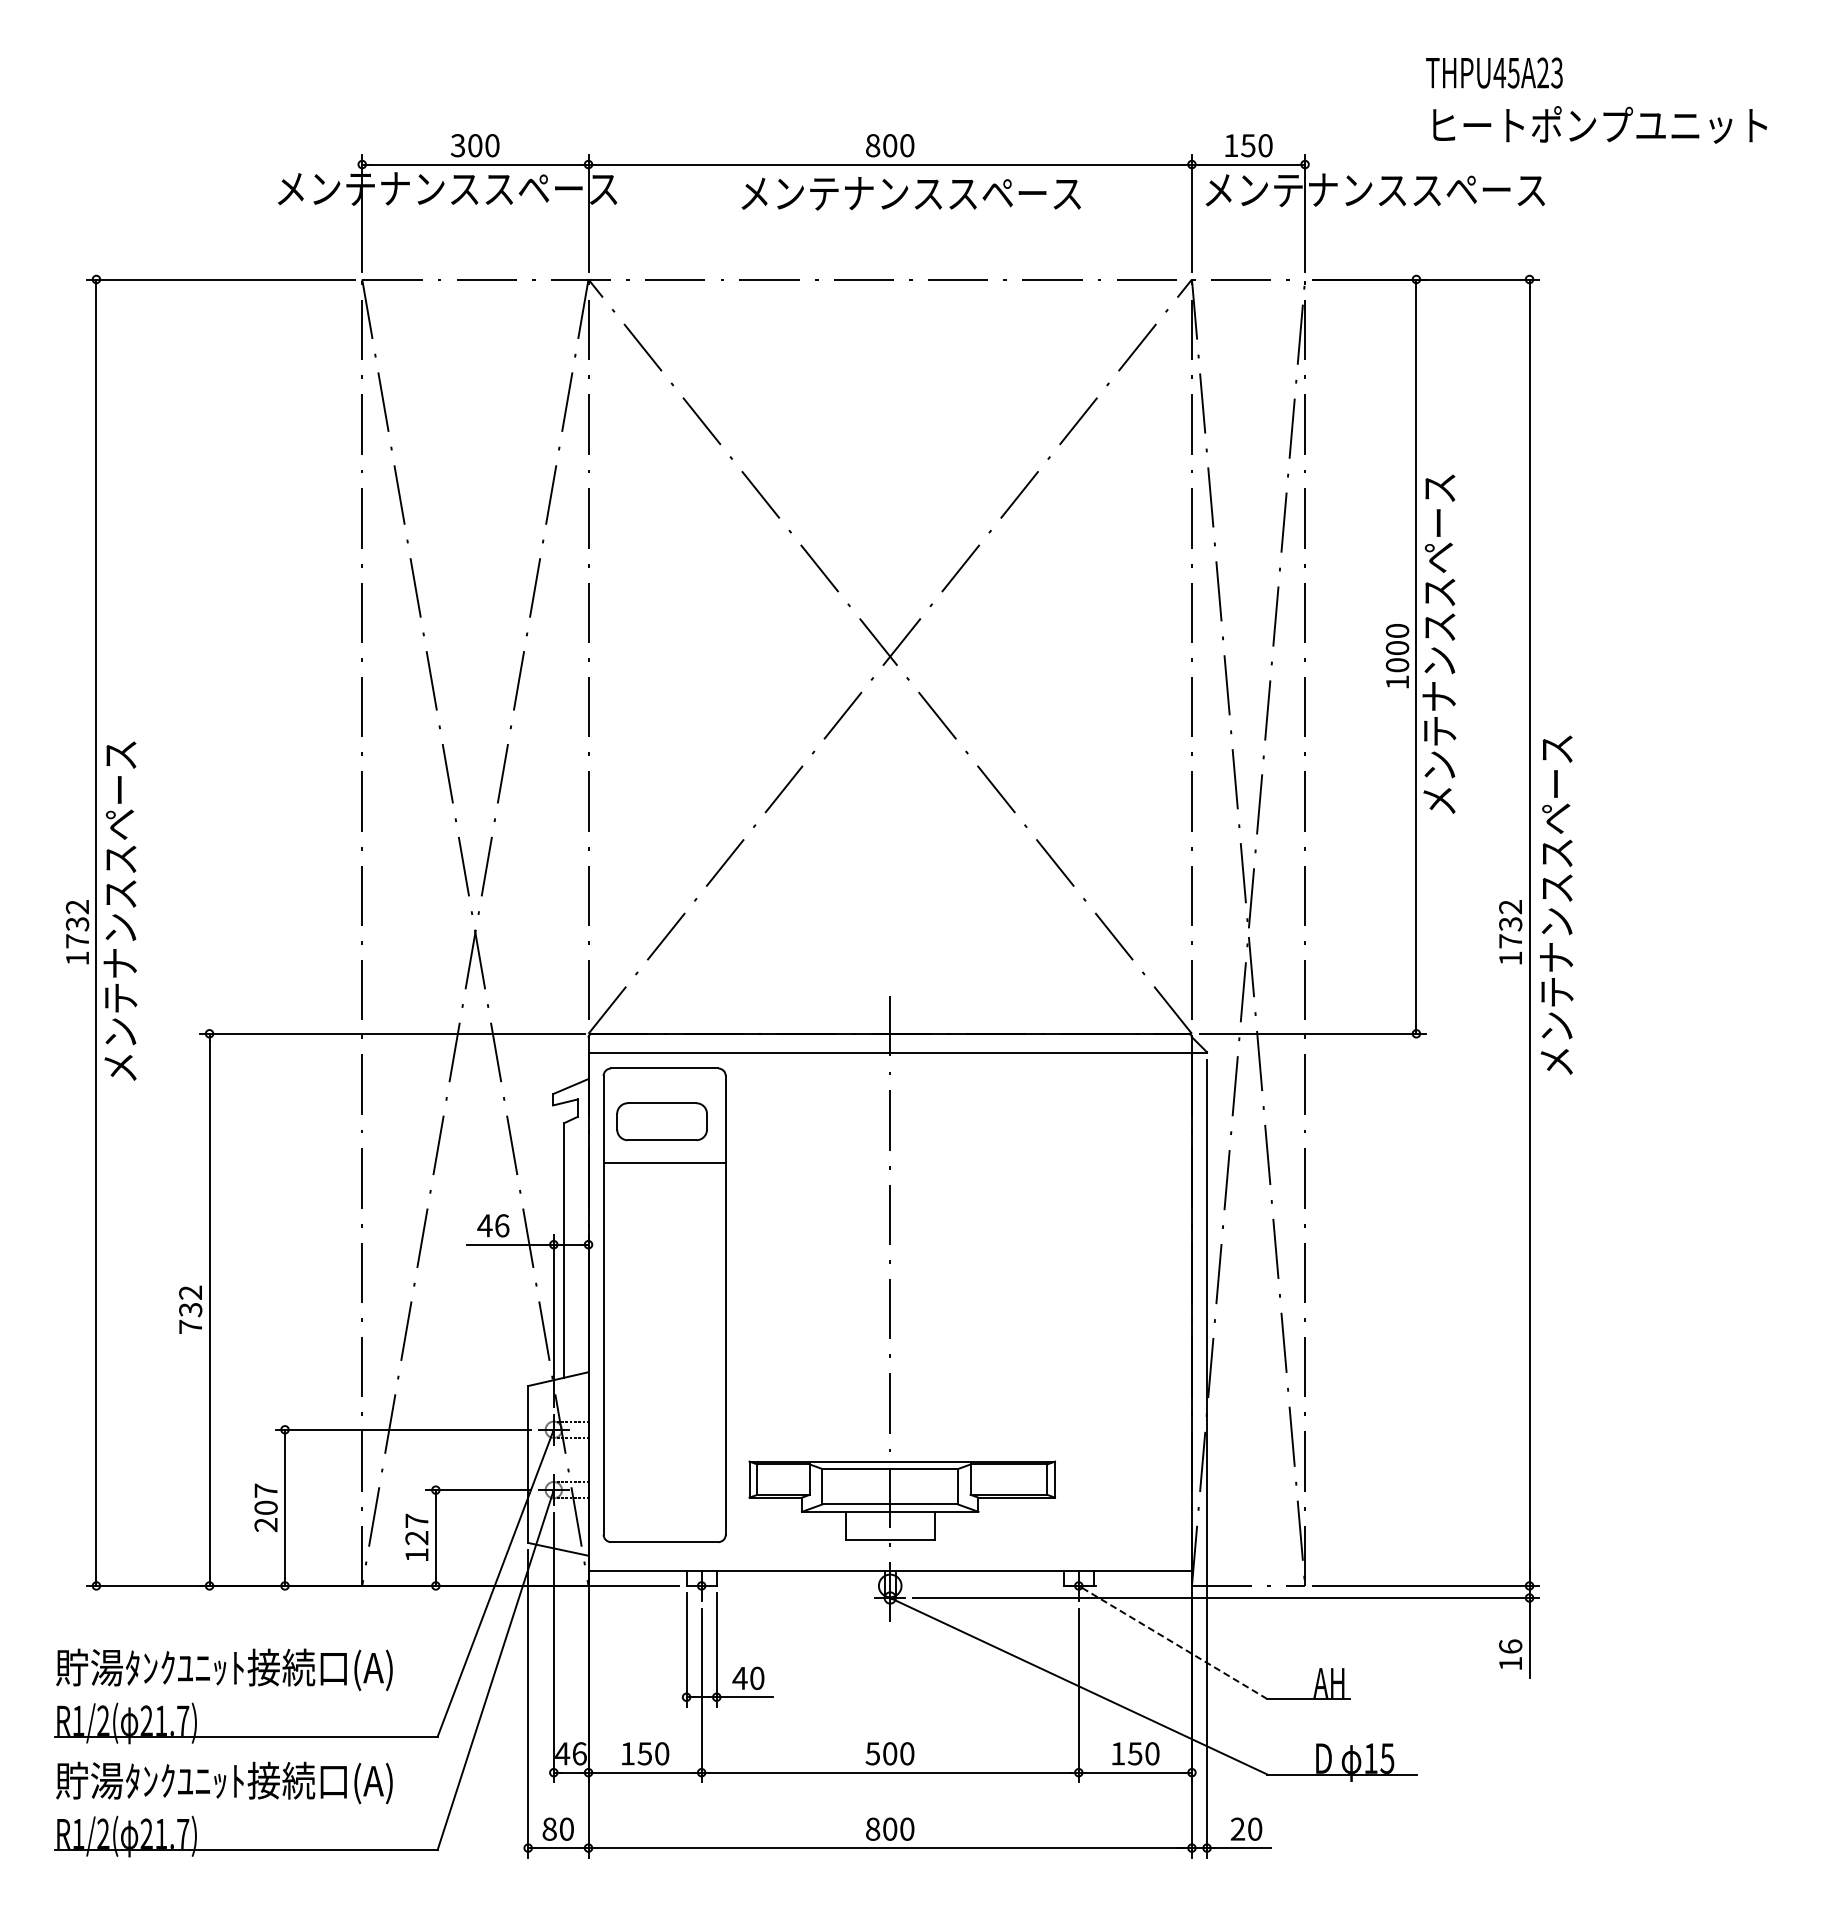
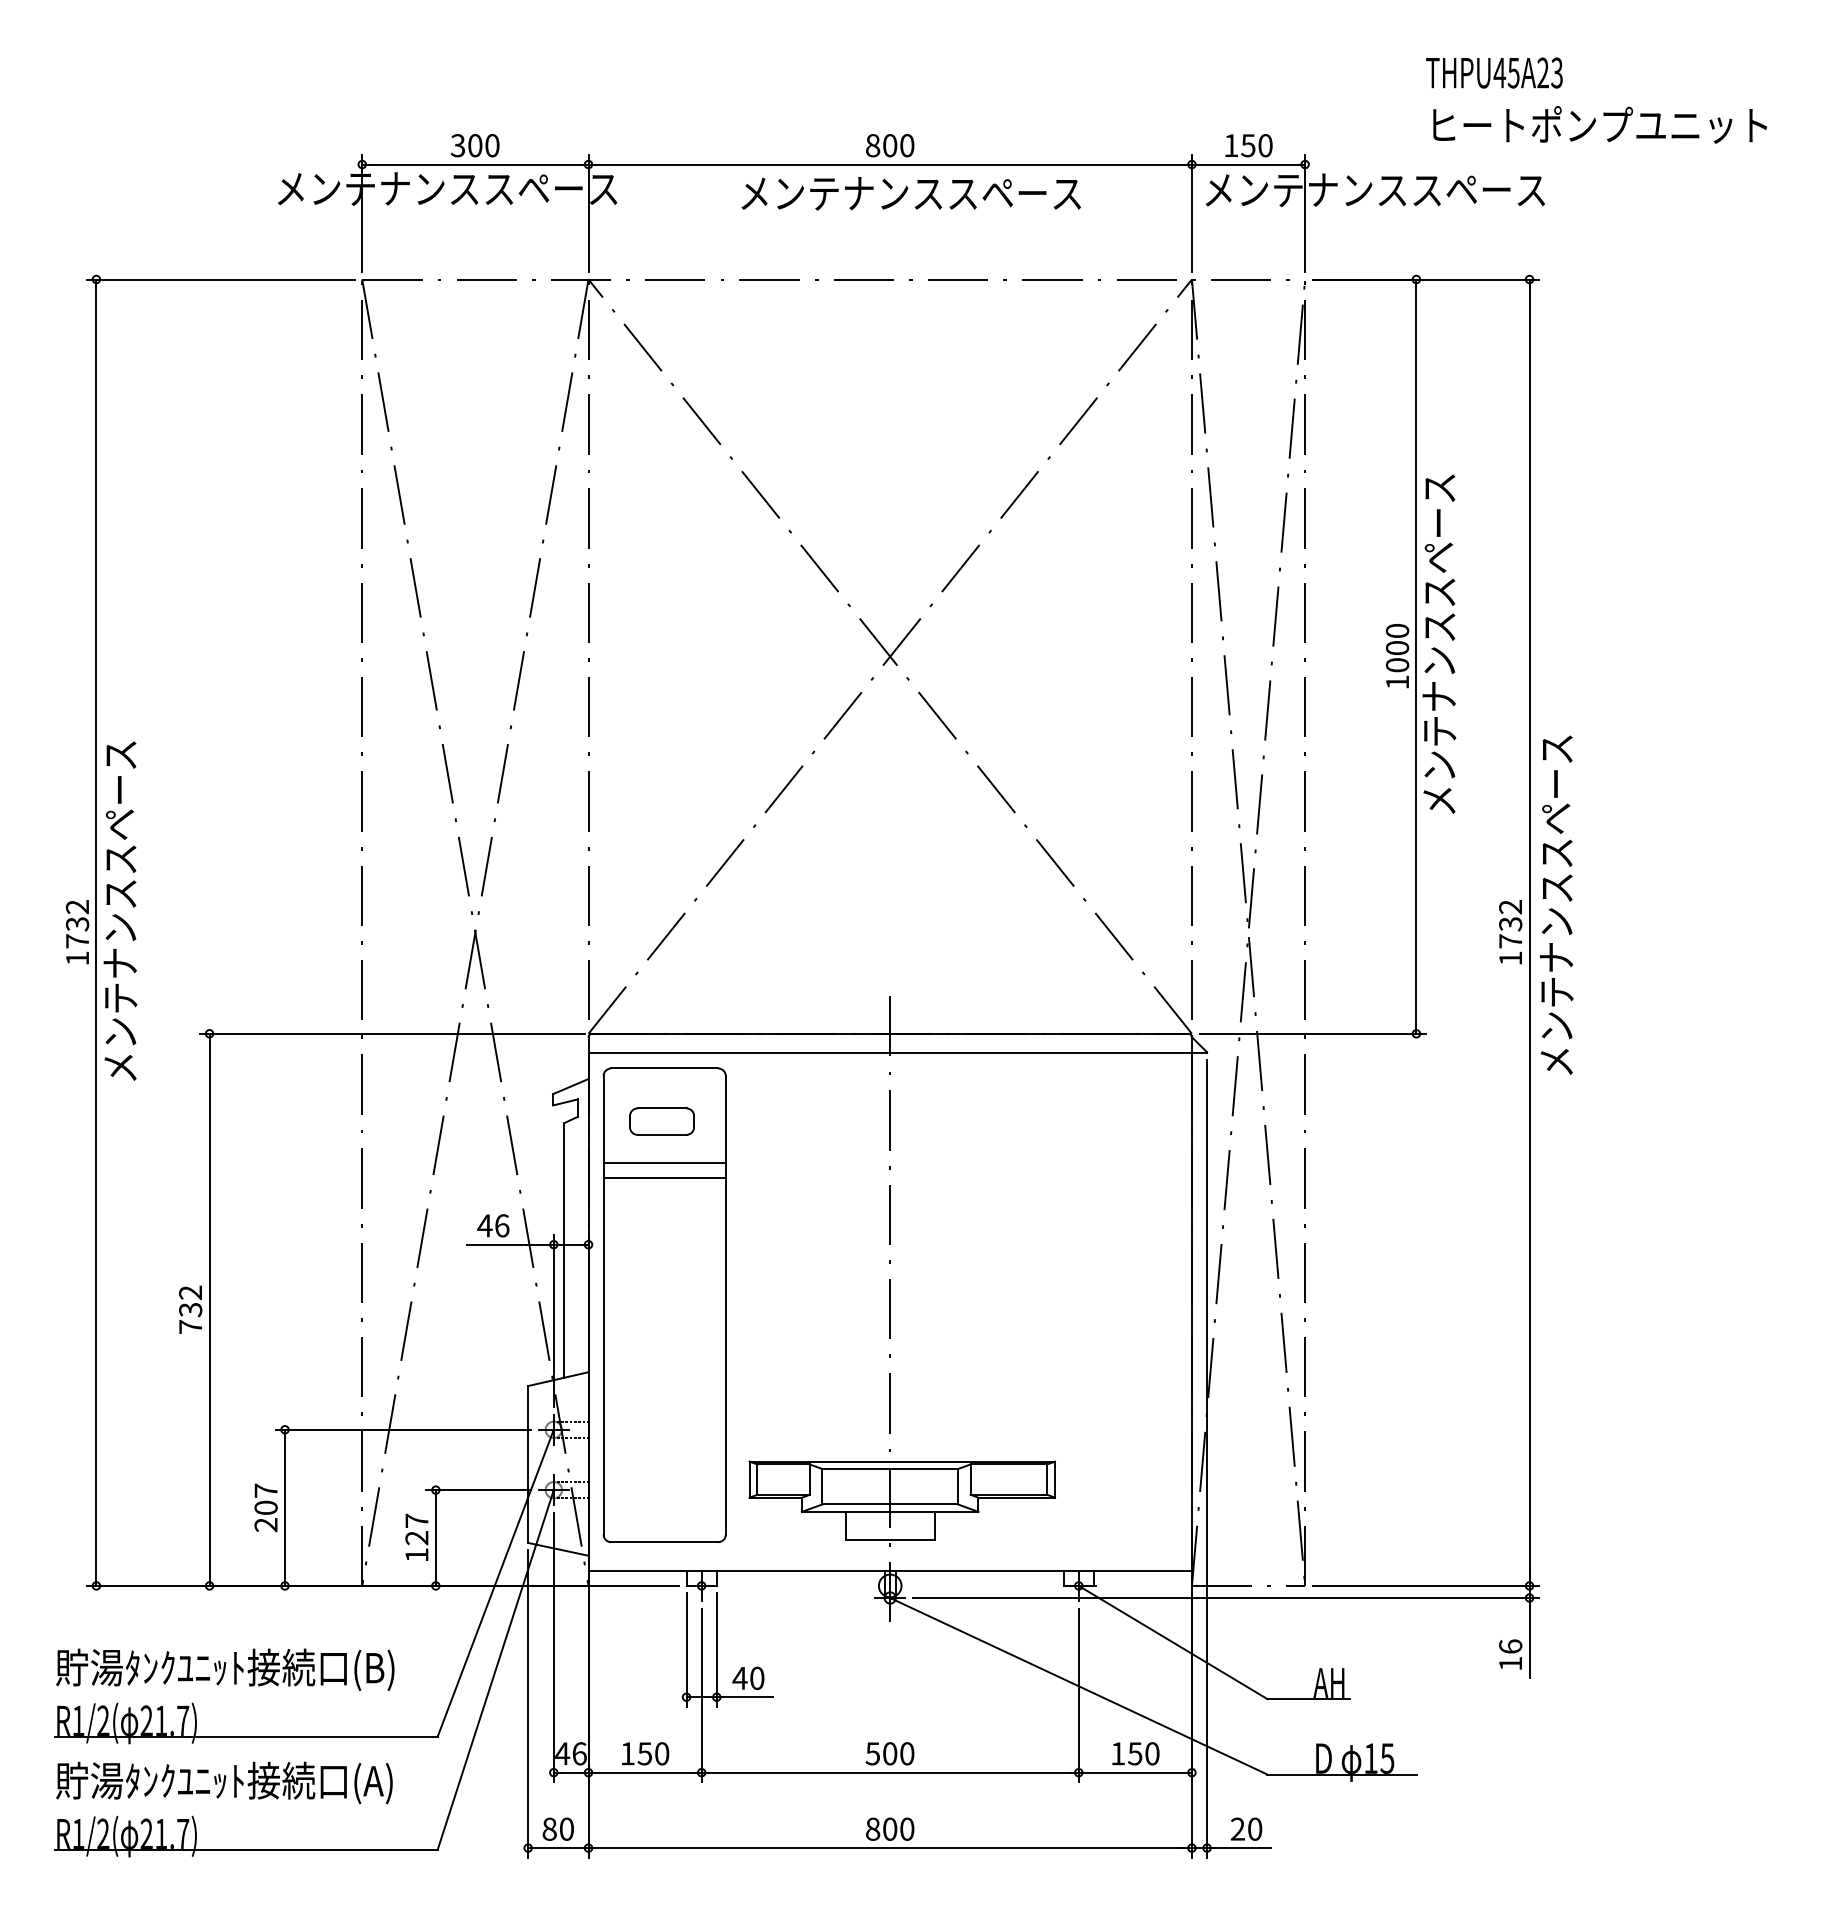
part size: 92x40 px -> 66x29 px (661, 1121)
line: none -> present (664, 1178)
line: dashed -> solid (1173, 1642)
text: 貯湯ﾀﾝｸﾕﾆｯﾄ接続口(A) -> 貯湯ﾀﾝｸﾕﾆｯﾄ接続口(B) (378, 1670)
